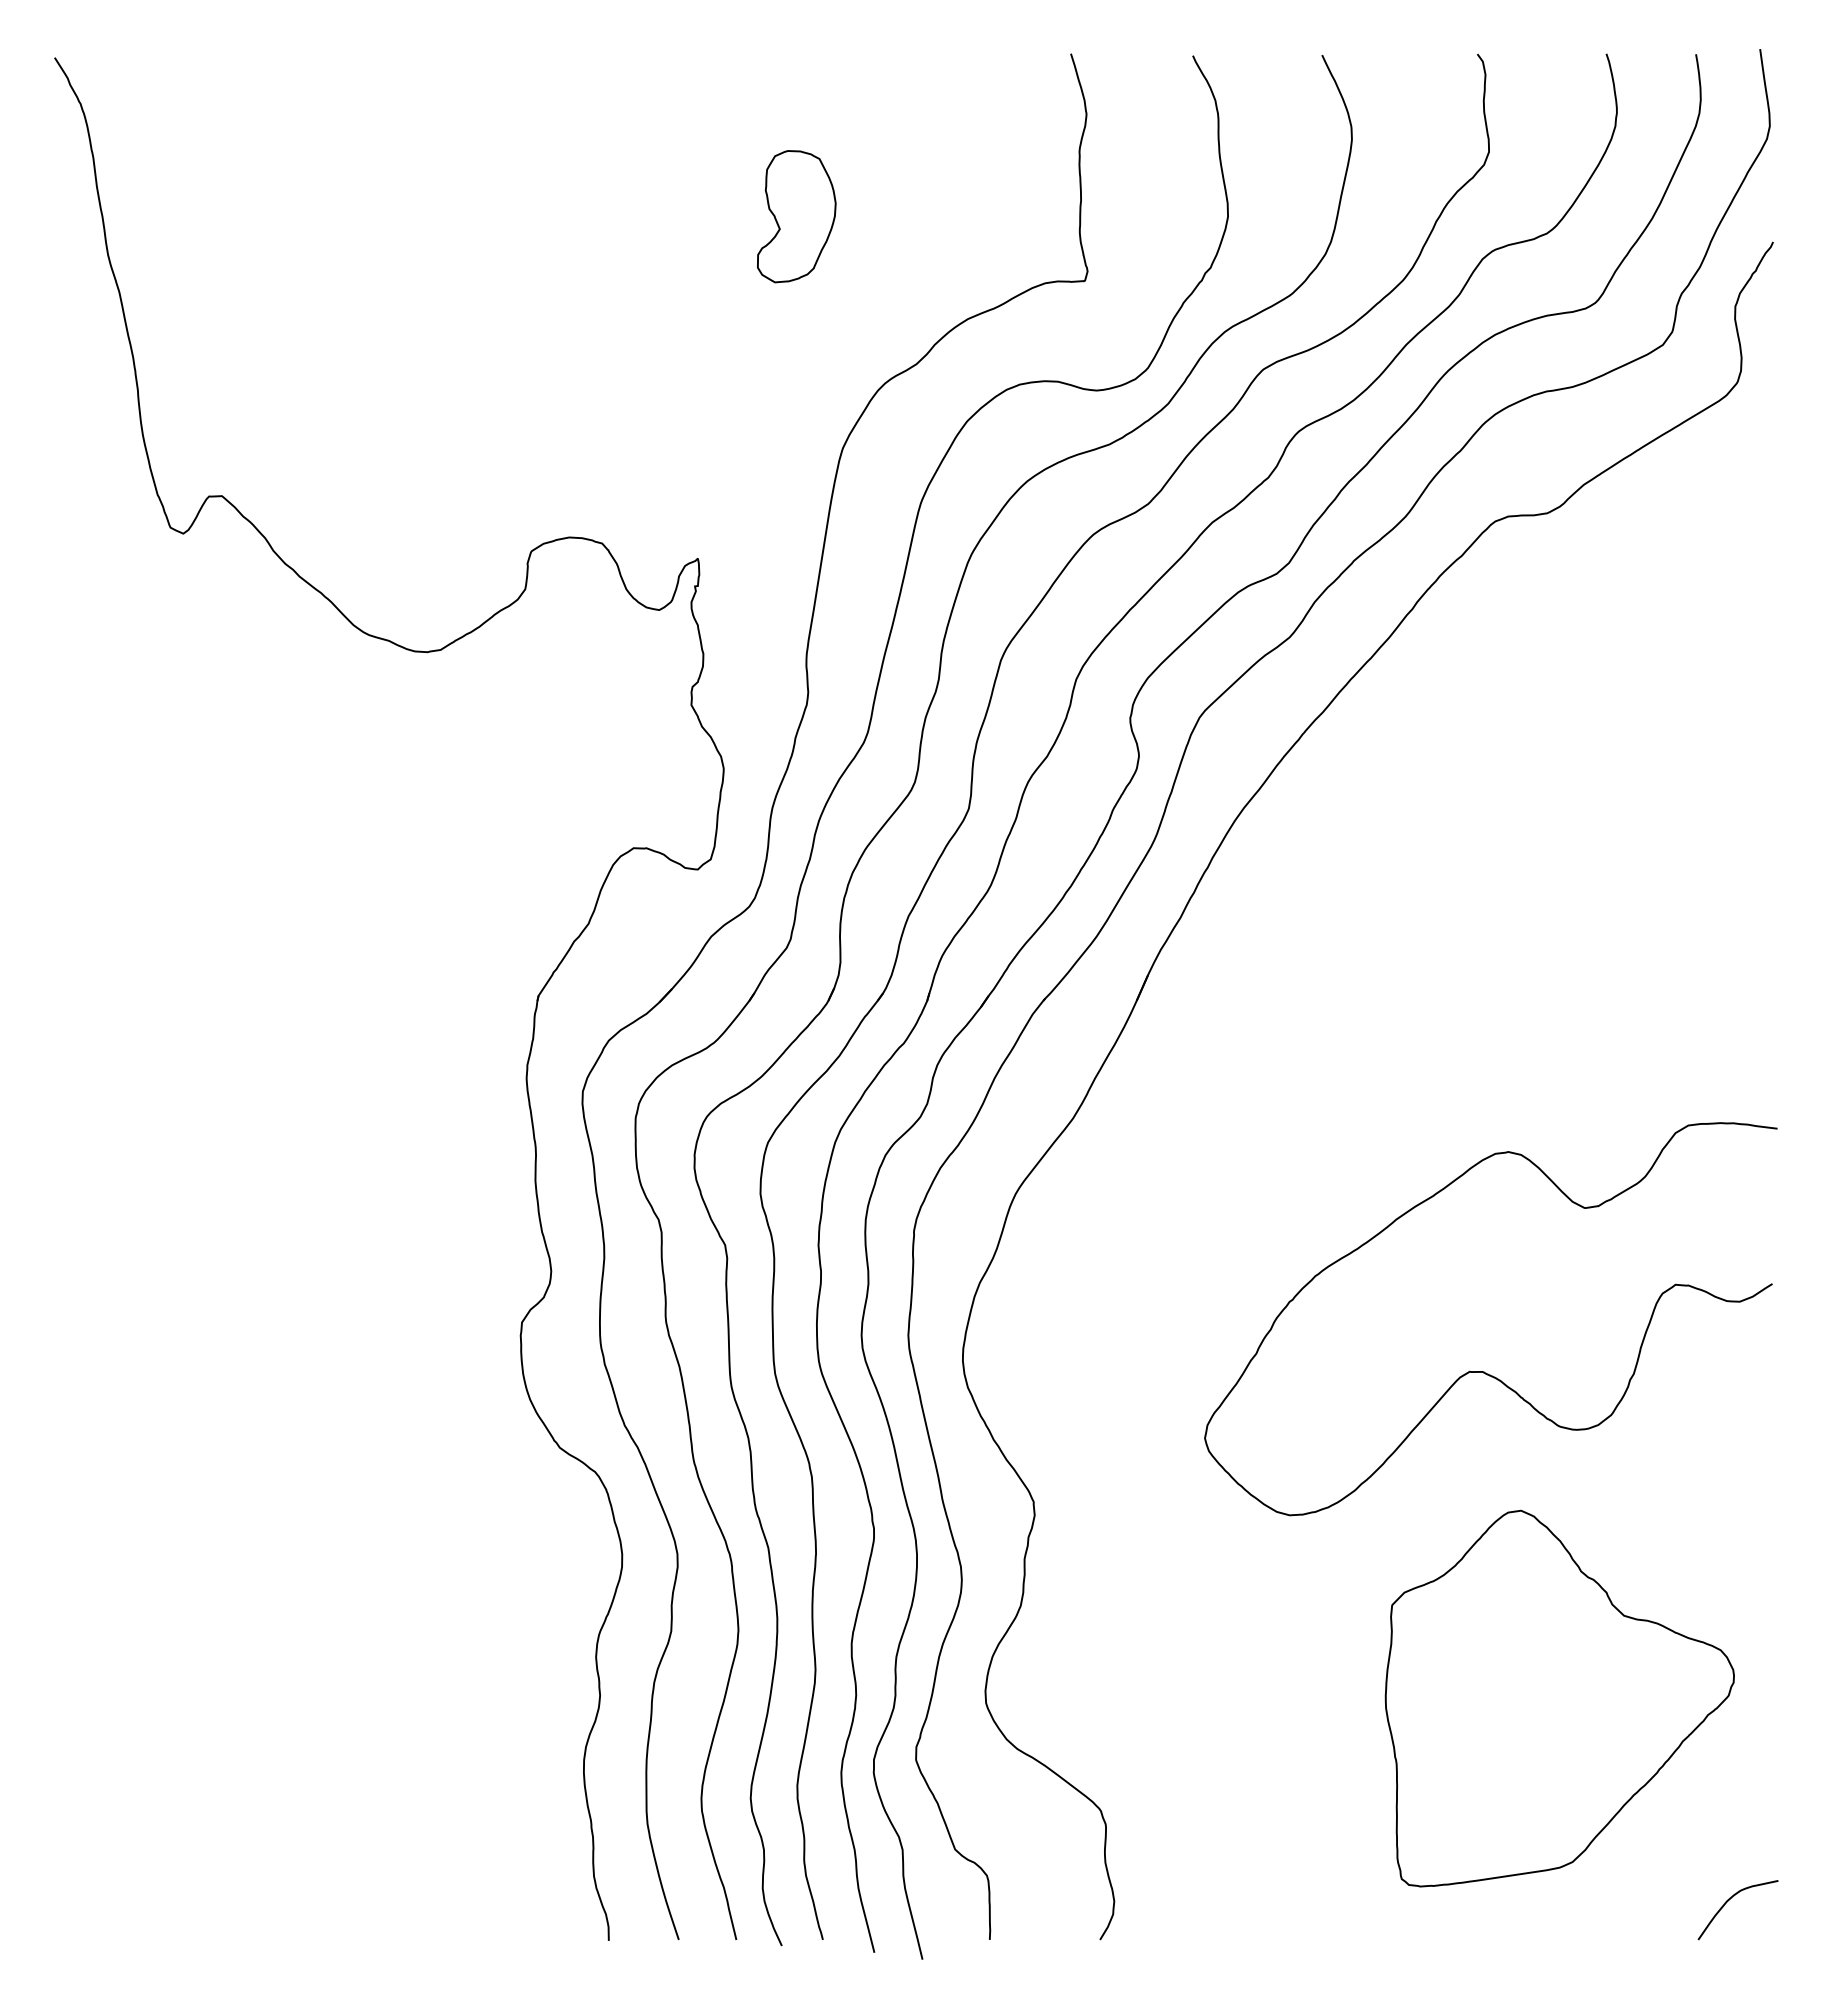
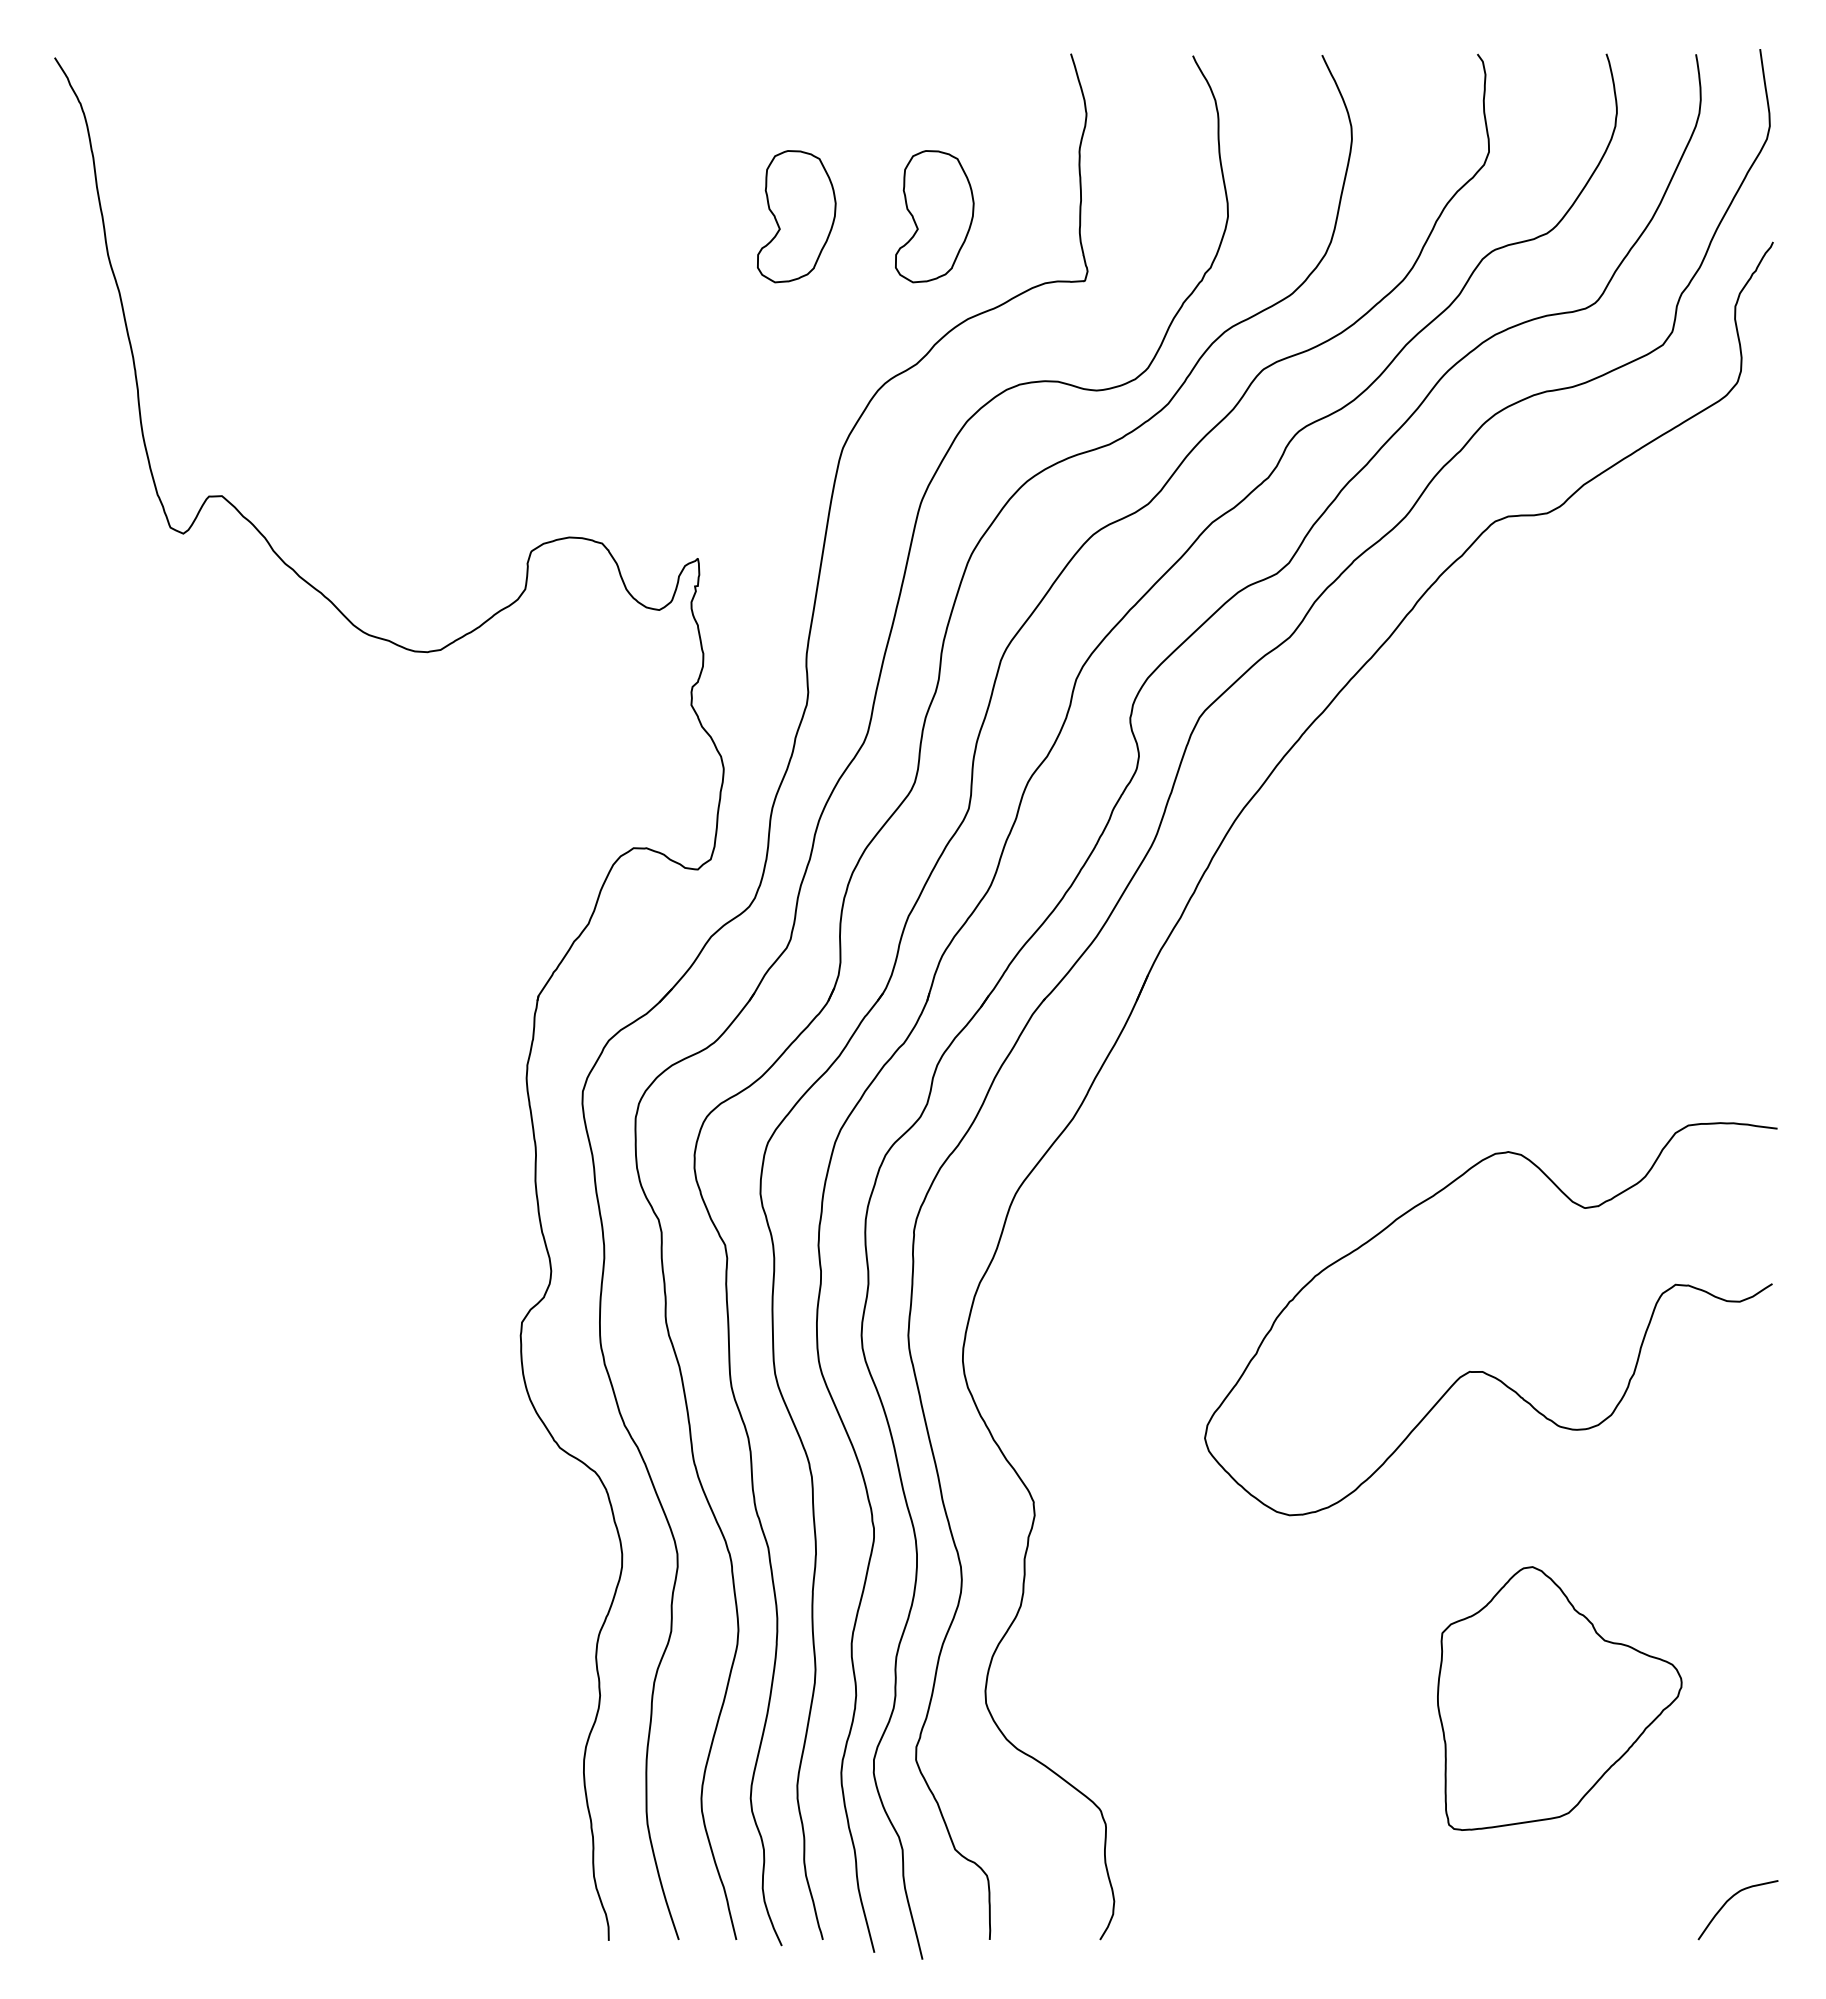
part: none -> present (934, 216)
part size: 351x379 px -> 246x265 px (1559, 1698)
